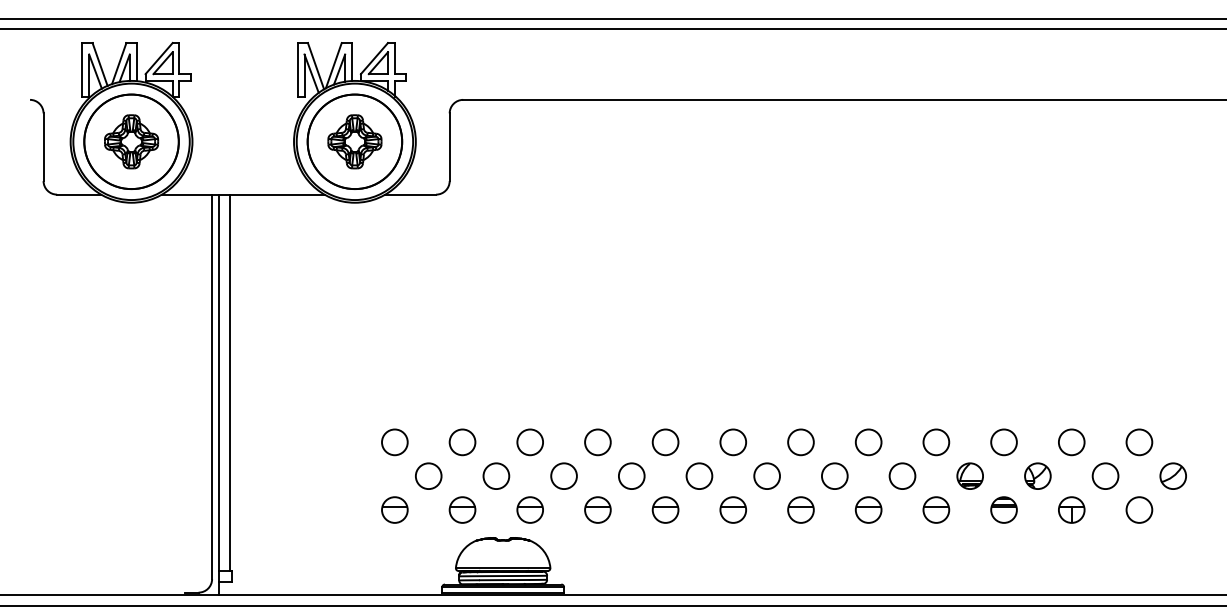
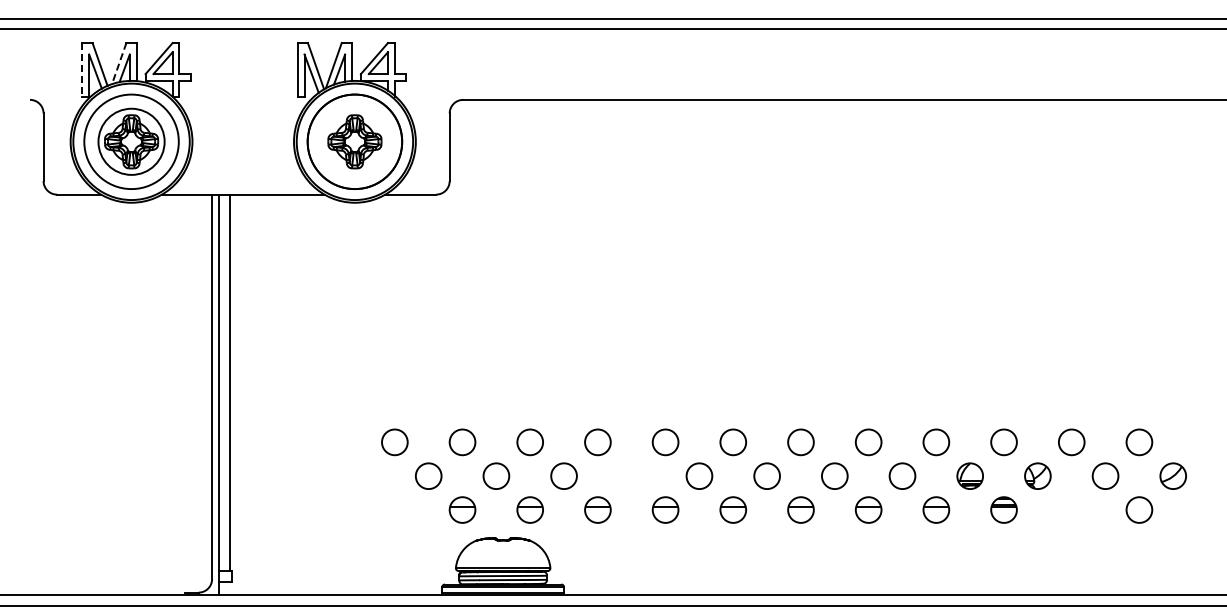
line: solid -> dashed (119, 63)
line: solid -> dashed (82, 70)
circle diameter: 95 px -> 66 px (131, 141)
circle: present -> none (631, 475)
part: present -> none (394, 509)
part: present -> none (1071, 509)
